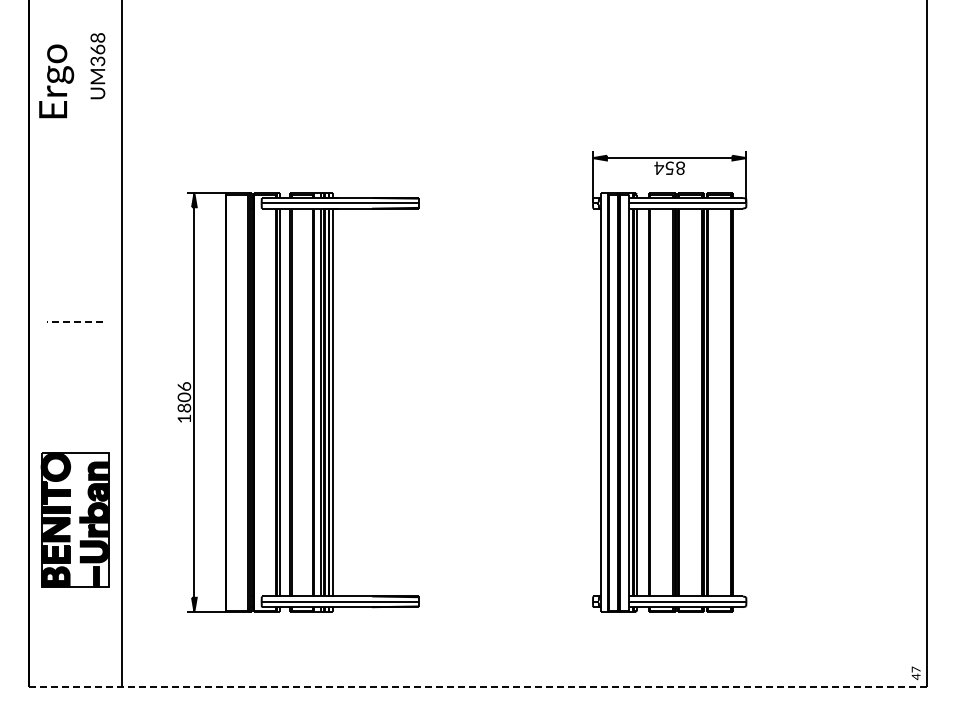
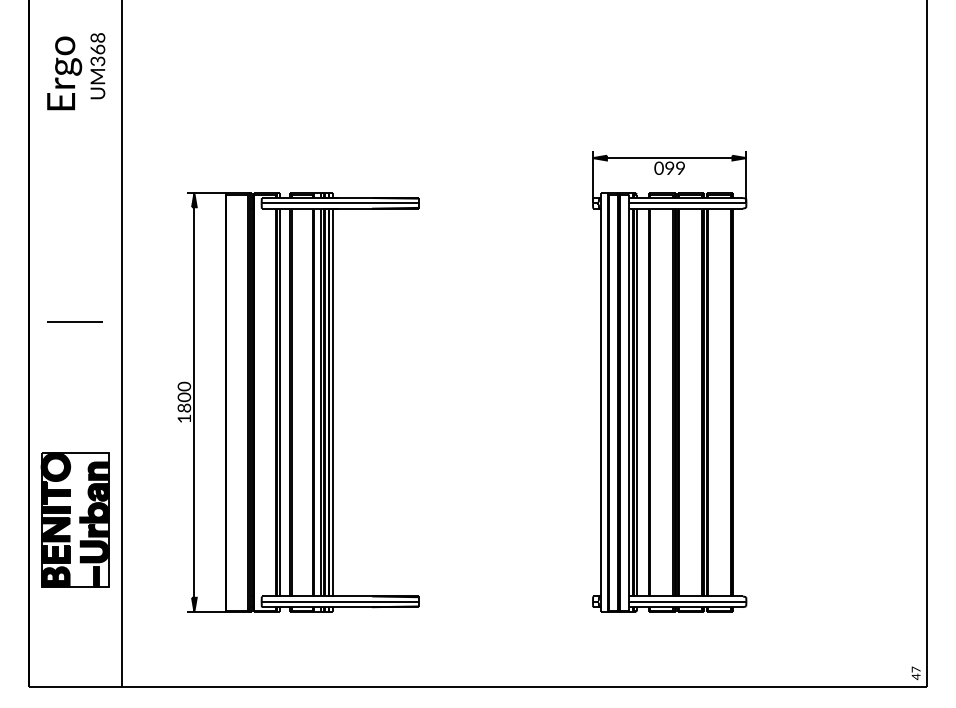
text position: (56, 81) -> (64, 73) (64, 73)
text: 854 -> 660 (669, 167)
line: dashed -> solid (75, 321)
text: 1806 -> 1800 (183, 386)
line: dashed -> solid (477, 686)
